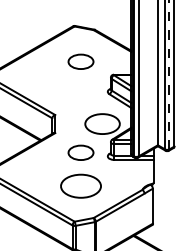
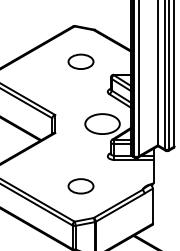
line: dashed -> solid (169, 74)
part: present -> none (80, 152)
part size: 42x26 px -> 28x17 px (80, 186)
